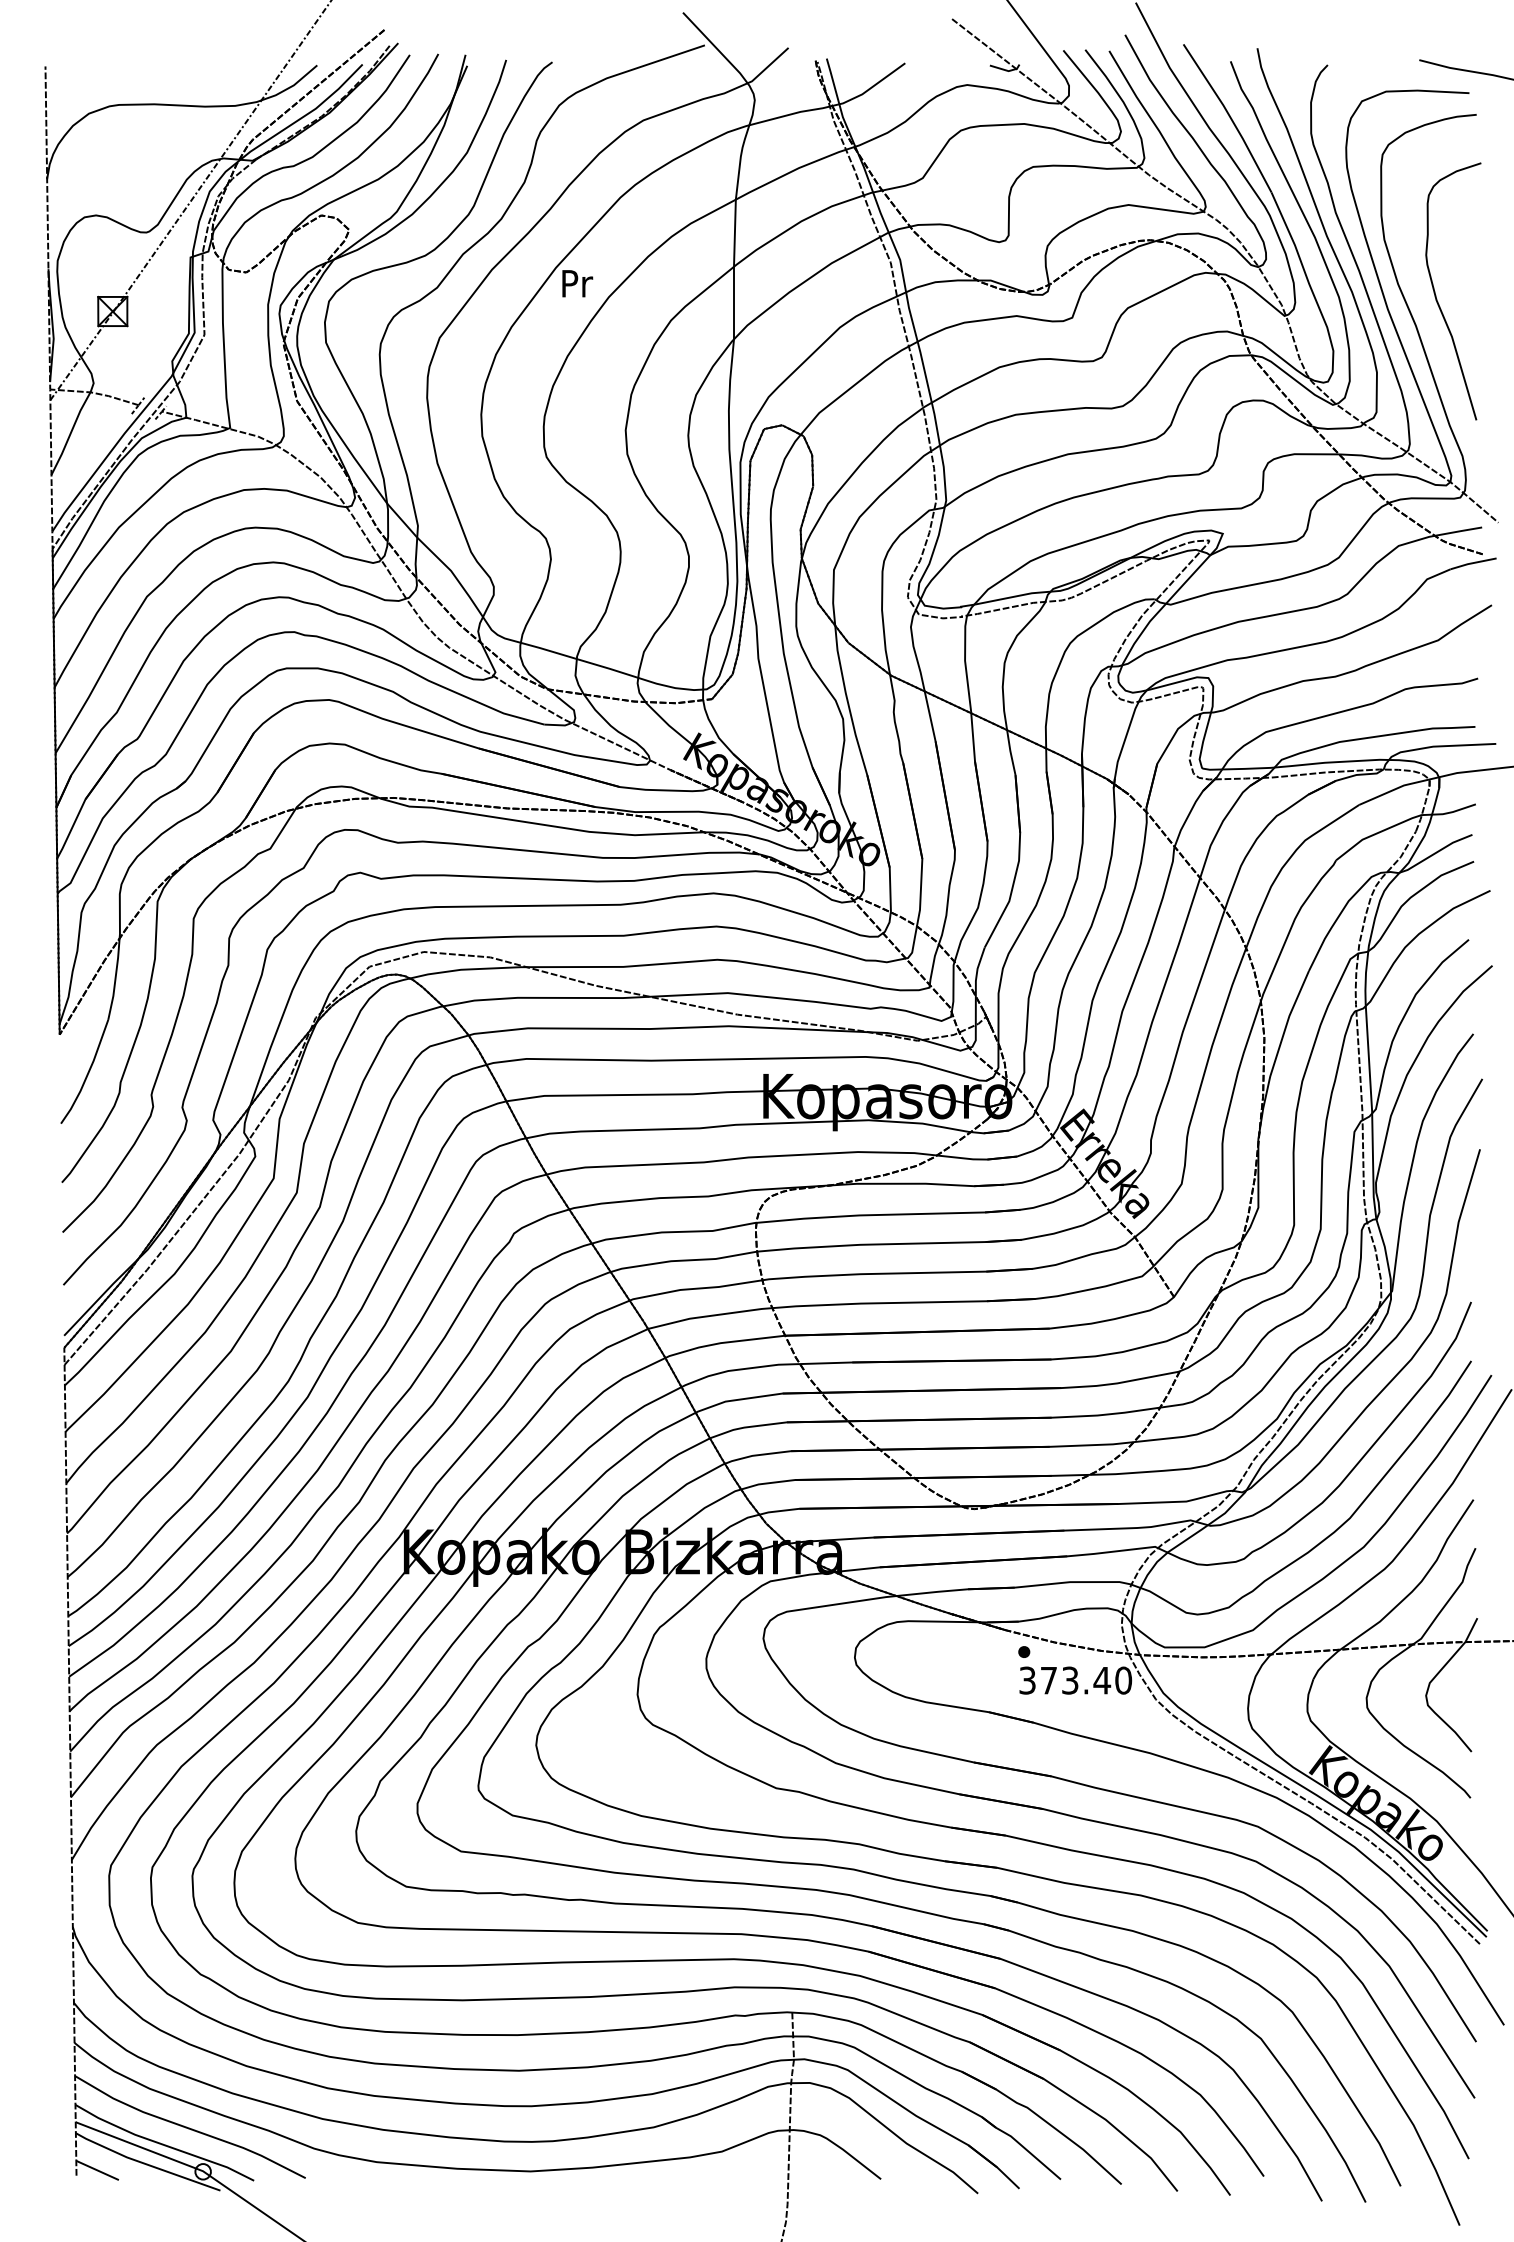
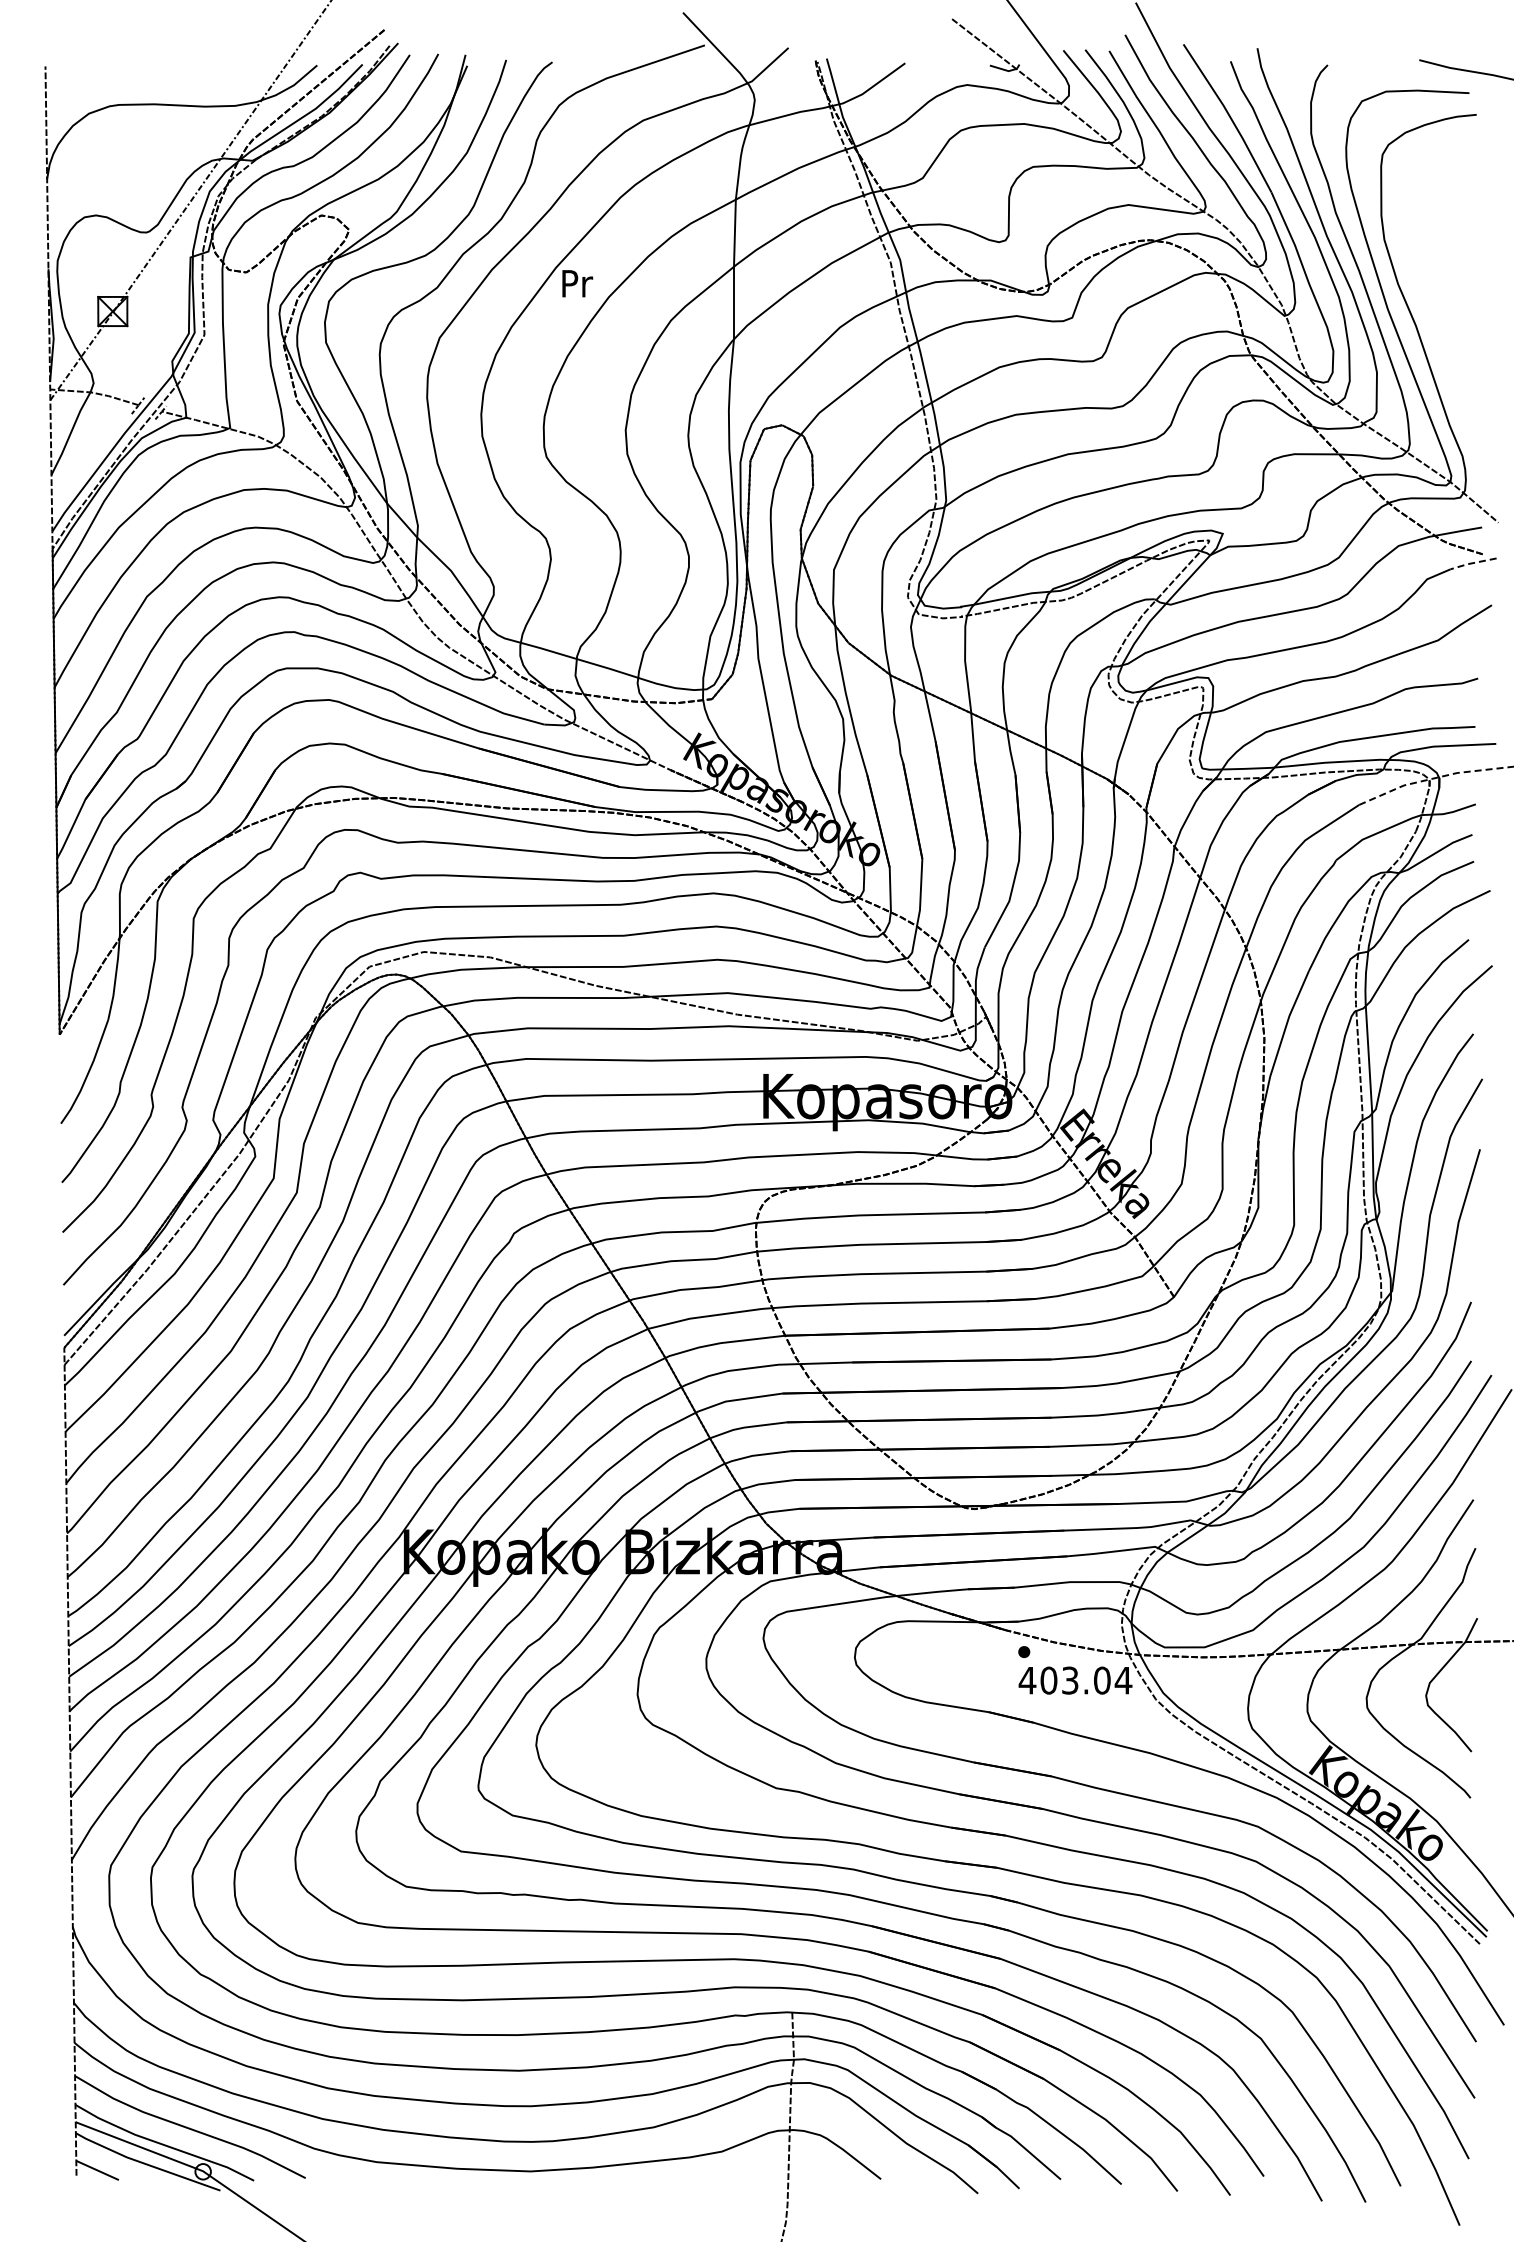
curve: present -> none (1436, 295)
line: solid -> dashed (1472, 563)
line: solid -> dashed (1434, 778)
text: 373.40 -> 403.04 (1075, 1680)
